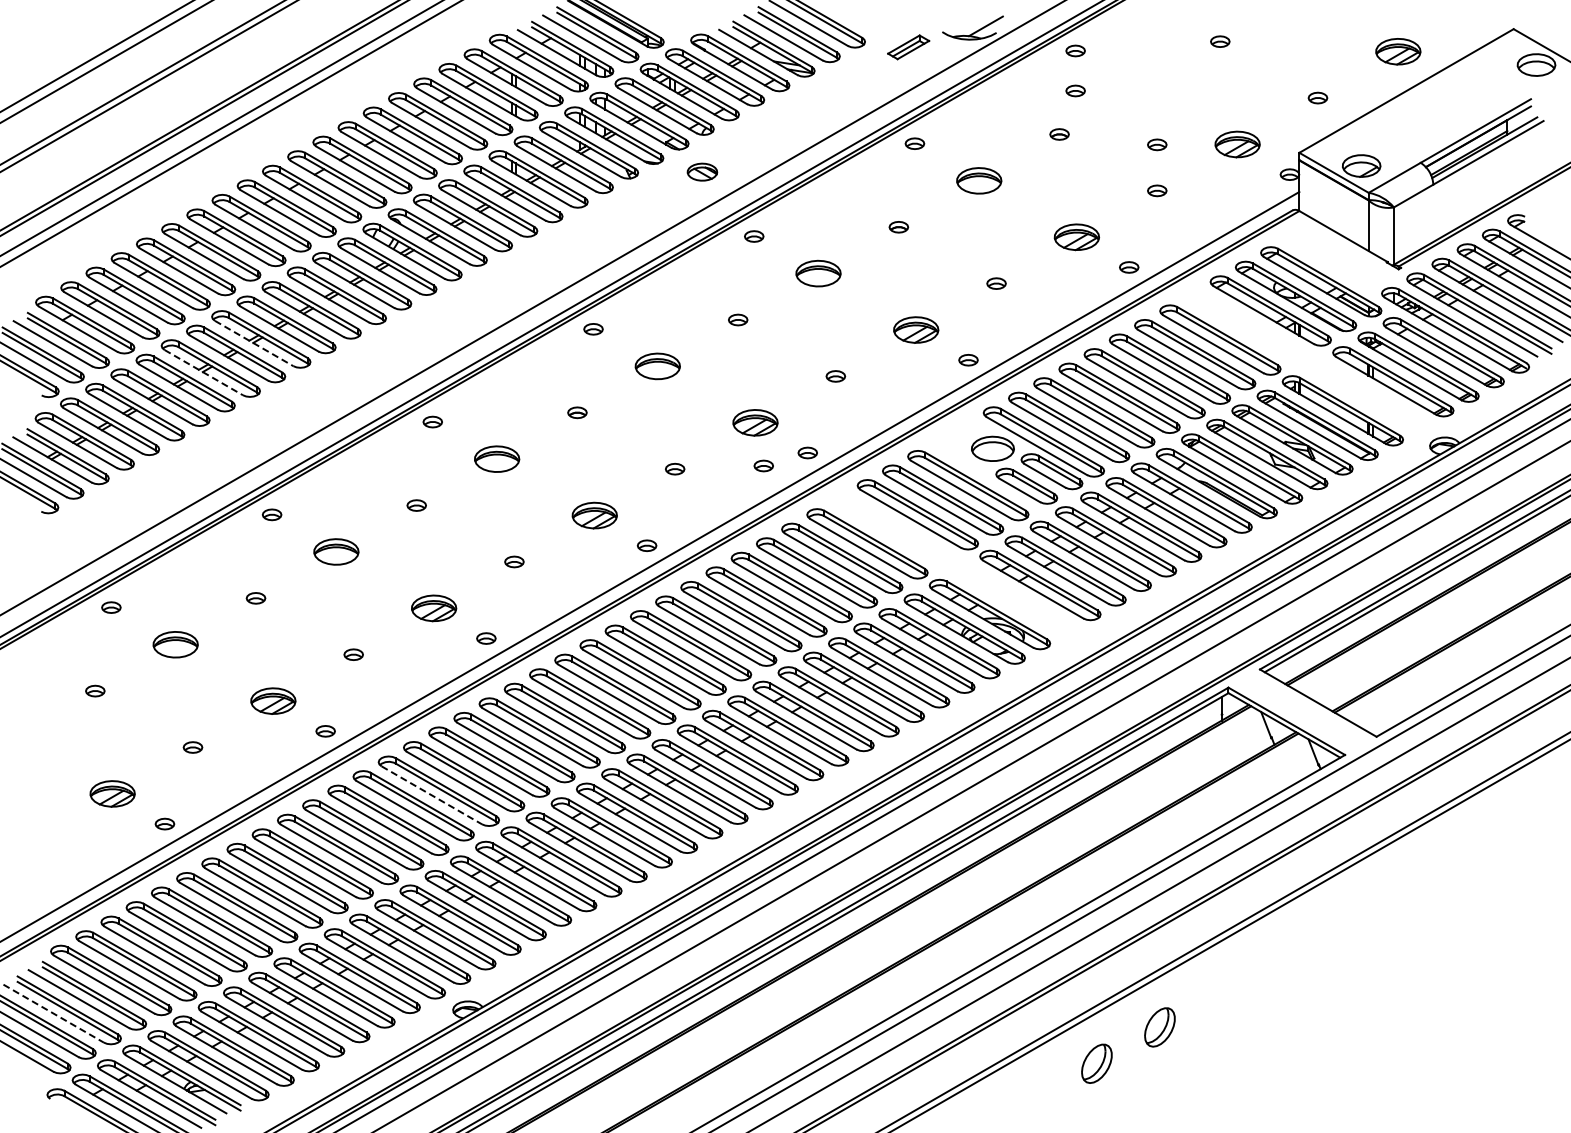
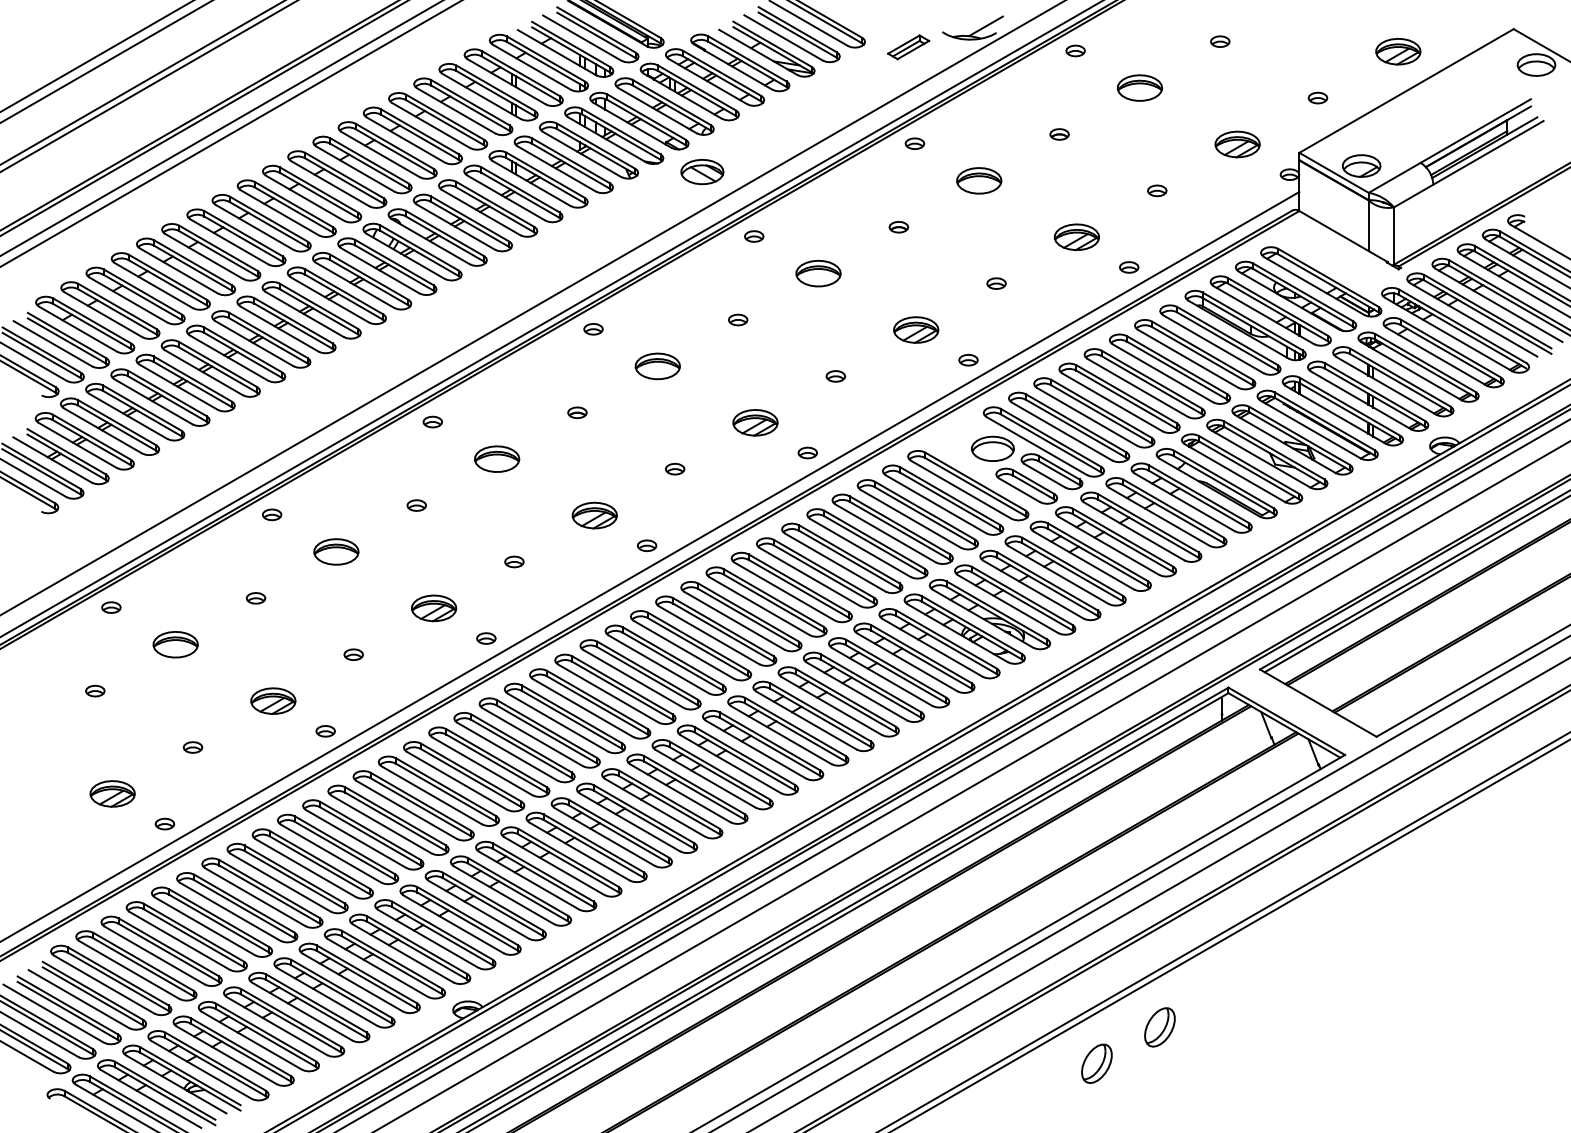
part: none -> present (1139, 87)
part: present -> none (1075, 90)
part: present -> none (1157, 144)
part size: 33x20 px -> 45x27 px (702, 172)
line: dashed -> solid (254, 343)
part: none -> present (1306, 360)
line: dashed -> solid (204, 372)
part: present -> none (763, 465)
part: none -> present (953, 564)
line: dashed -> solid (431, 795)
line: dashed -> solid (53, 1013)
